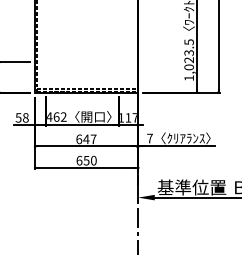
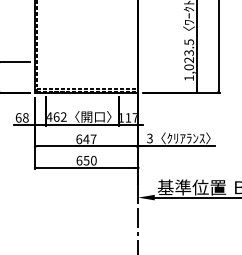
text: 58 -> 68 (18, 117)
text: 7 -> 3 (149, 138)
